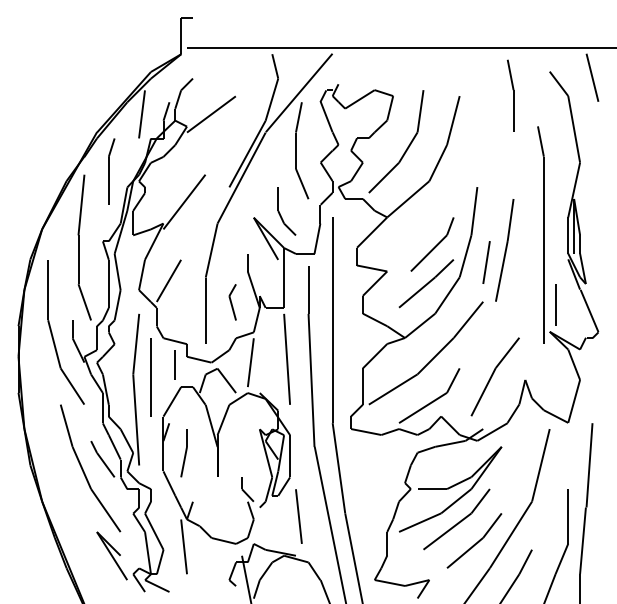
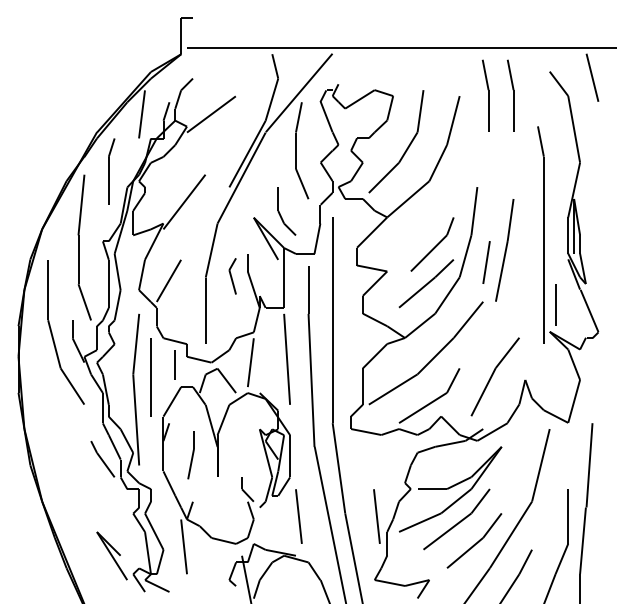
part: none -> present (485, 95)
part position: (232, 302) -> (232, 276) (232, 276)
part position: (183, 453) -> (190, 455) (190, 455)
part: present -> none (84, 471)
line: none -> present (376, 516)
